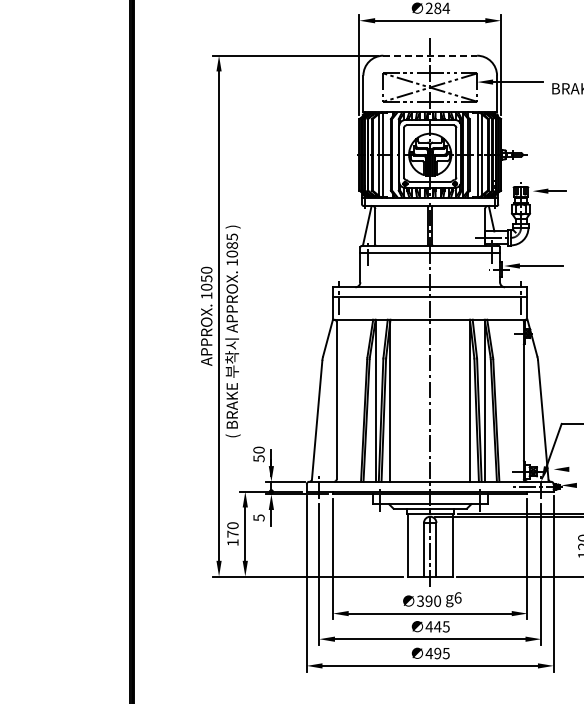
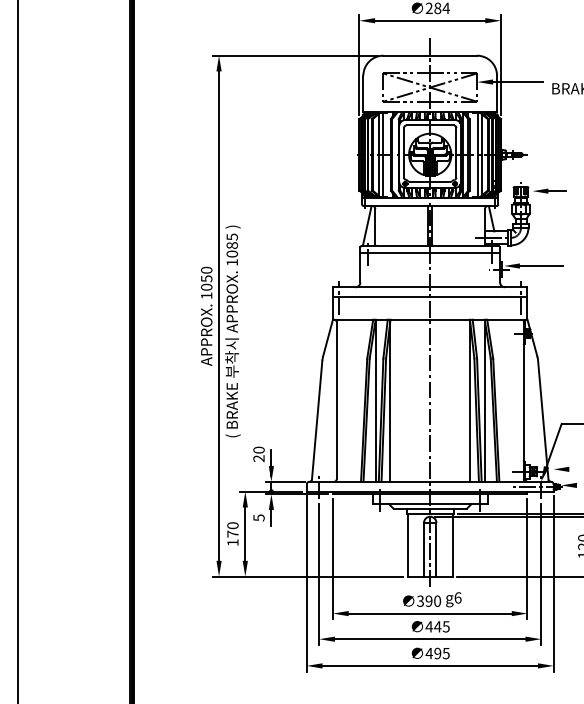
line: dashed -> solid (430, 55)
line: none -> present (17, 351)
text: 50 -> 20 (258, 458)
